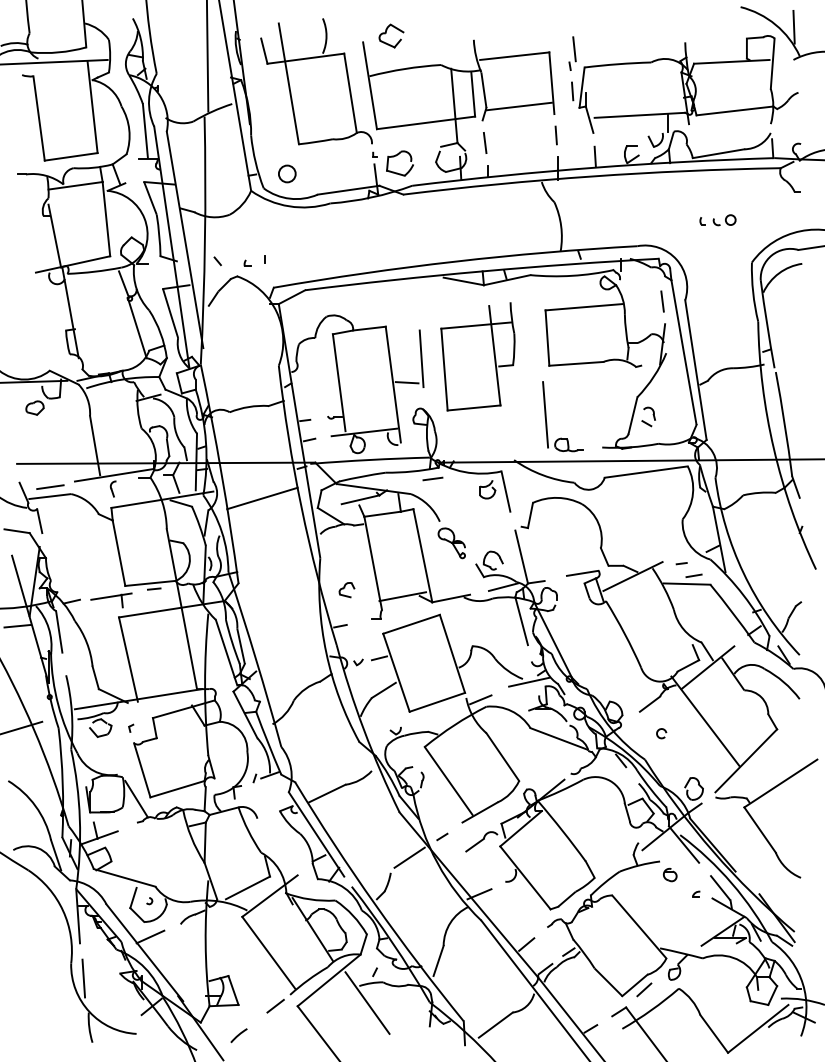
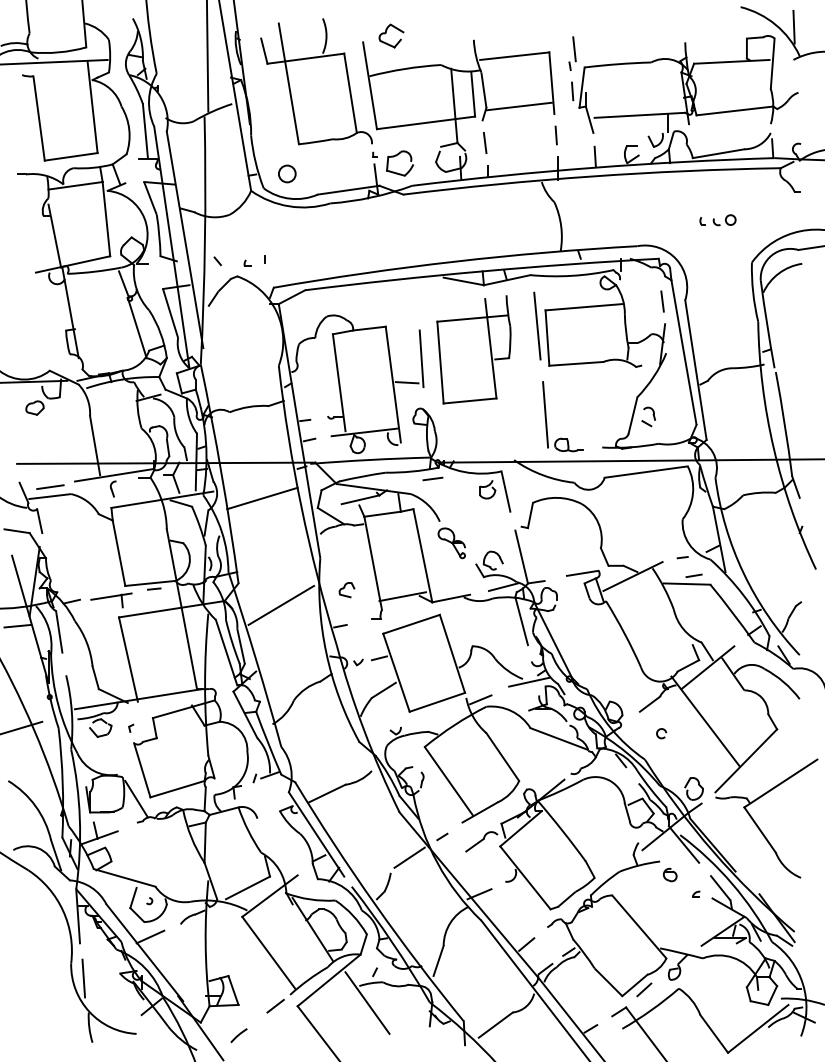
line: none -> present (537, 325)
part position: (477, 356) -> (473, 349) (473, 349)
line position: (681, 563) -> (682, 557) (682, 557)
line: none -> present (281, 604)
